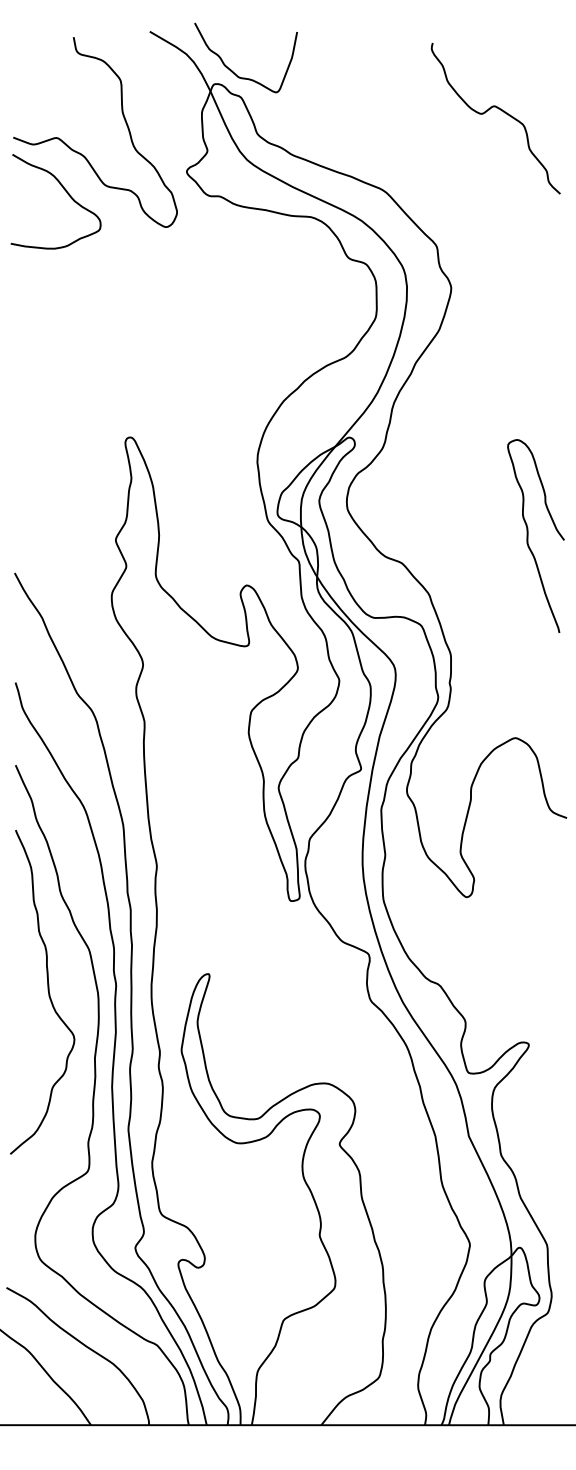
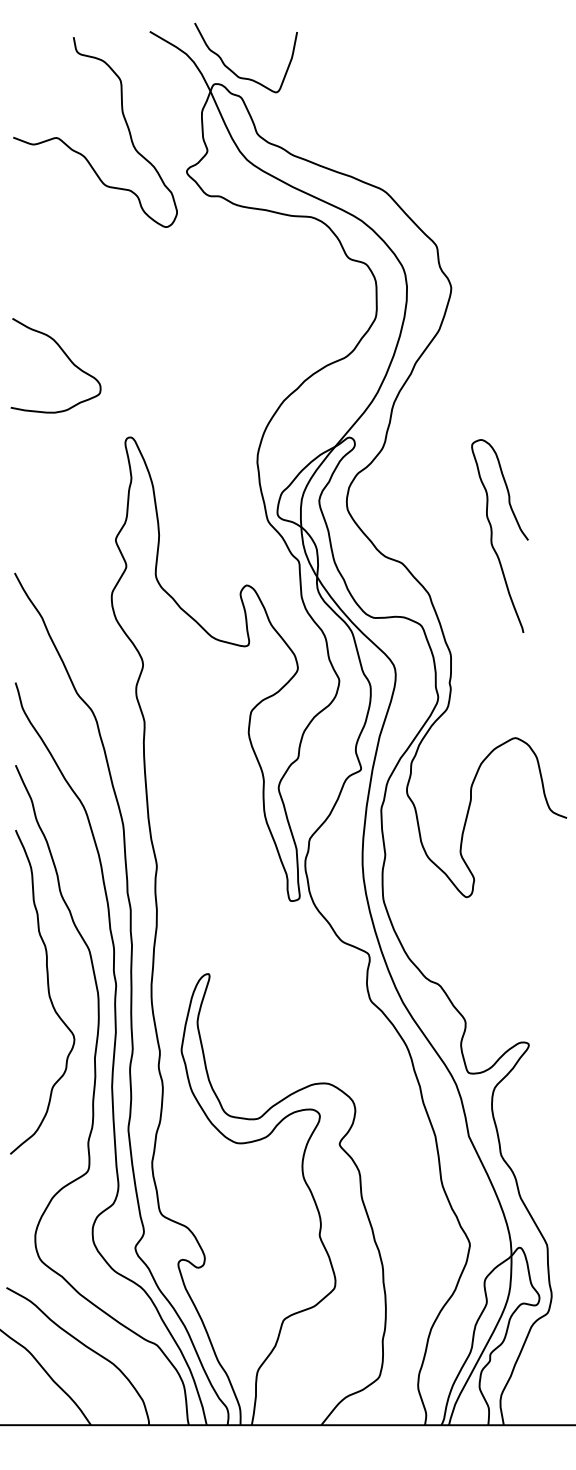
curve: present -> none (501, 111)
curve position: (67, 194) -> (67, 358) (67, 358)
curve position: (528, 535) -> (492, 535) (492, 535)
